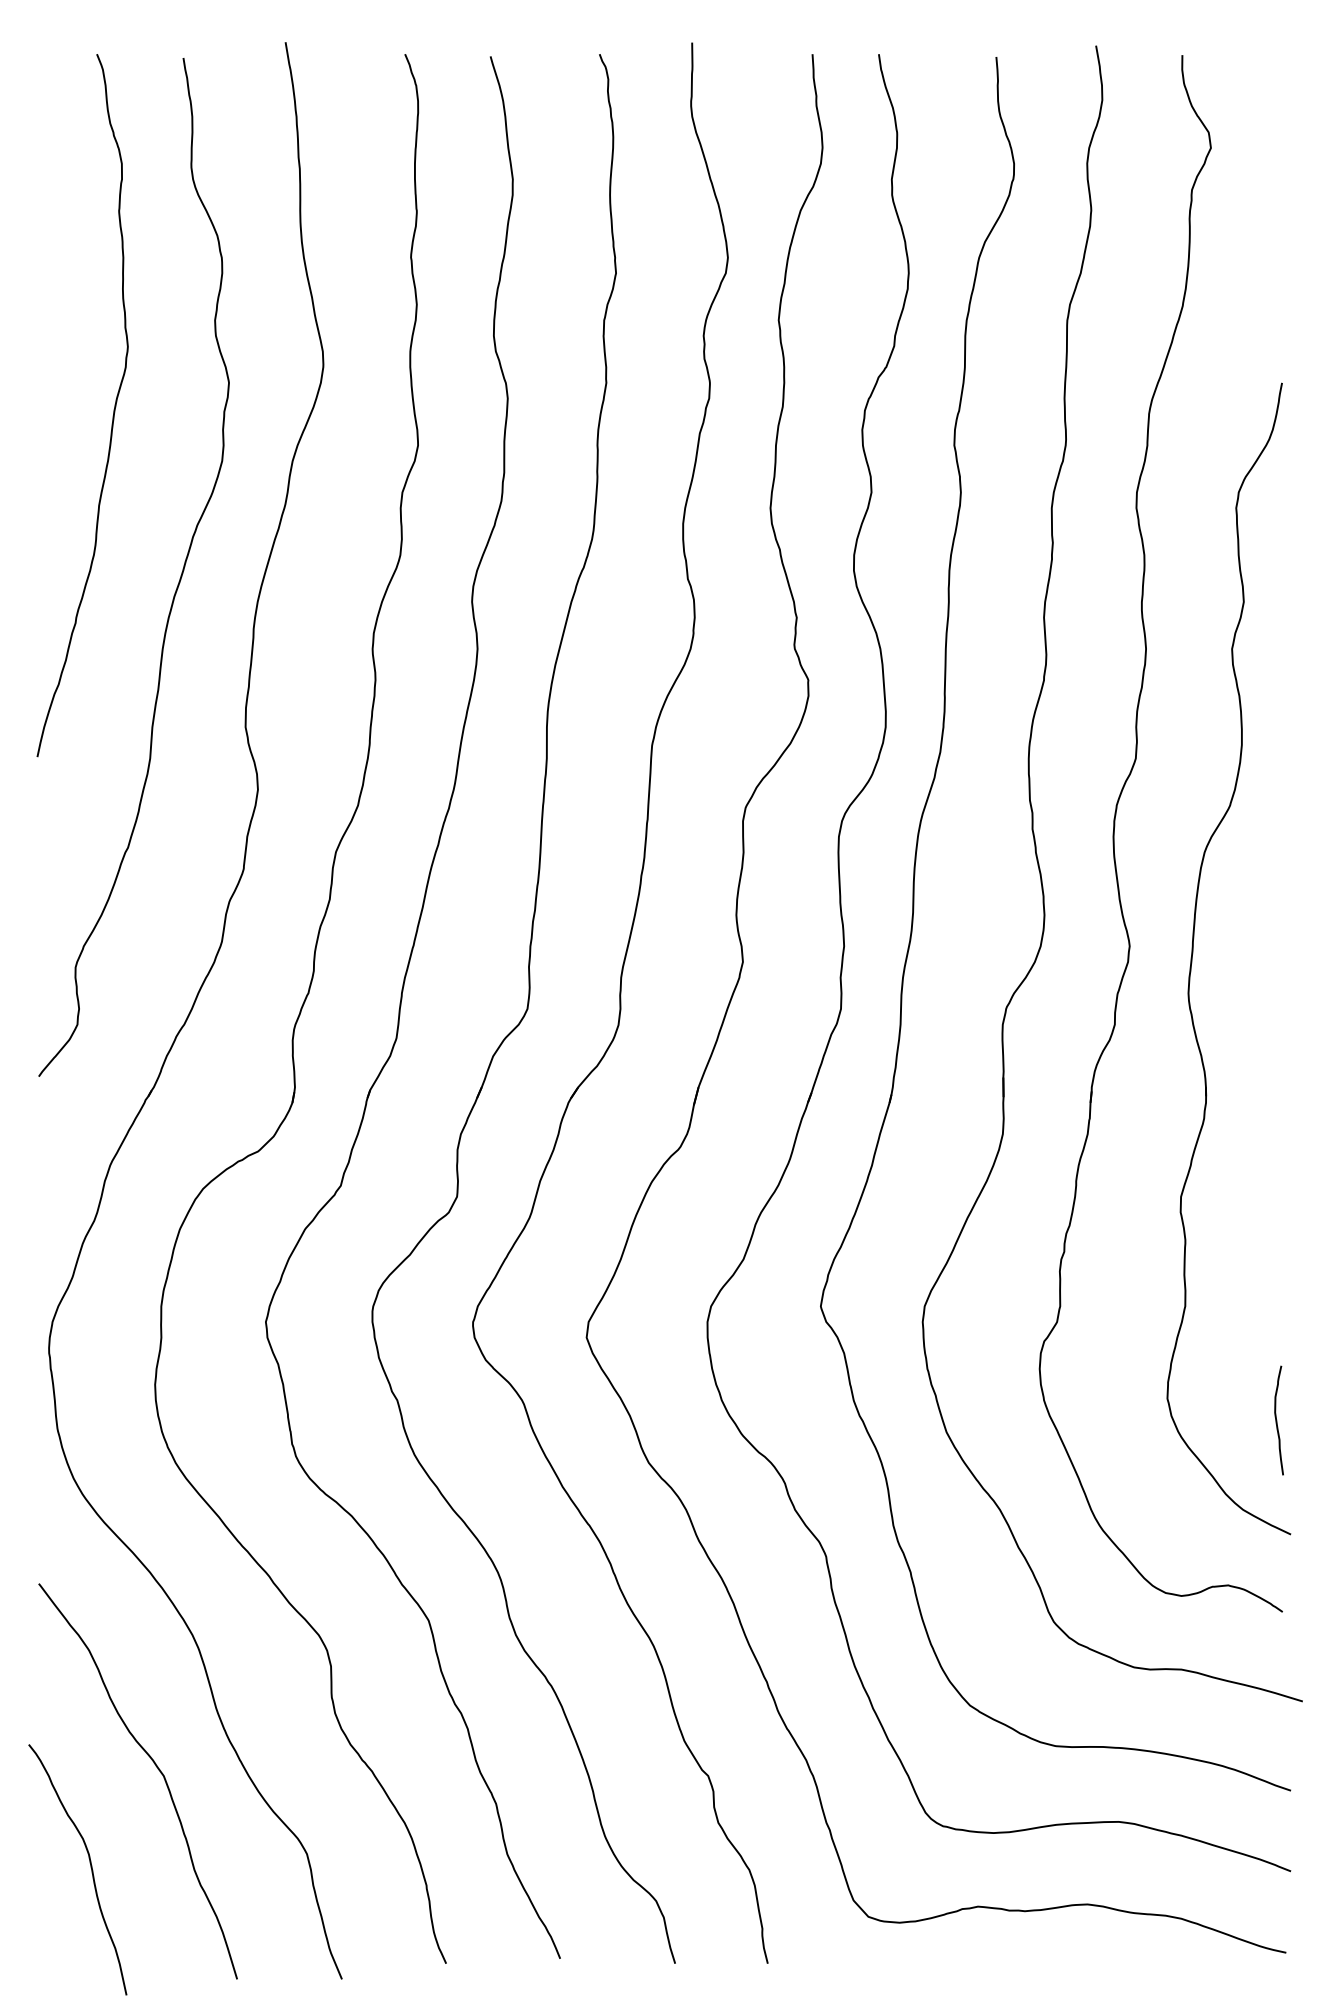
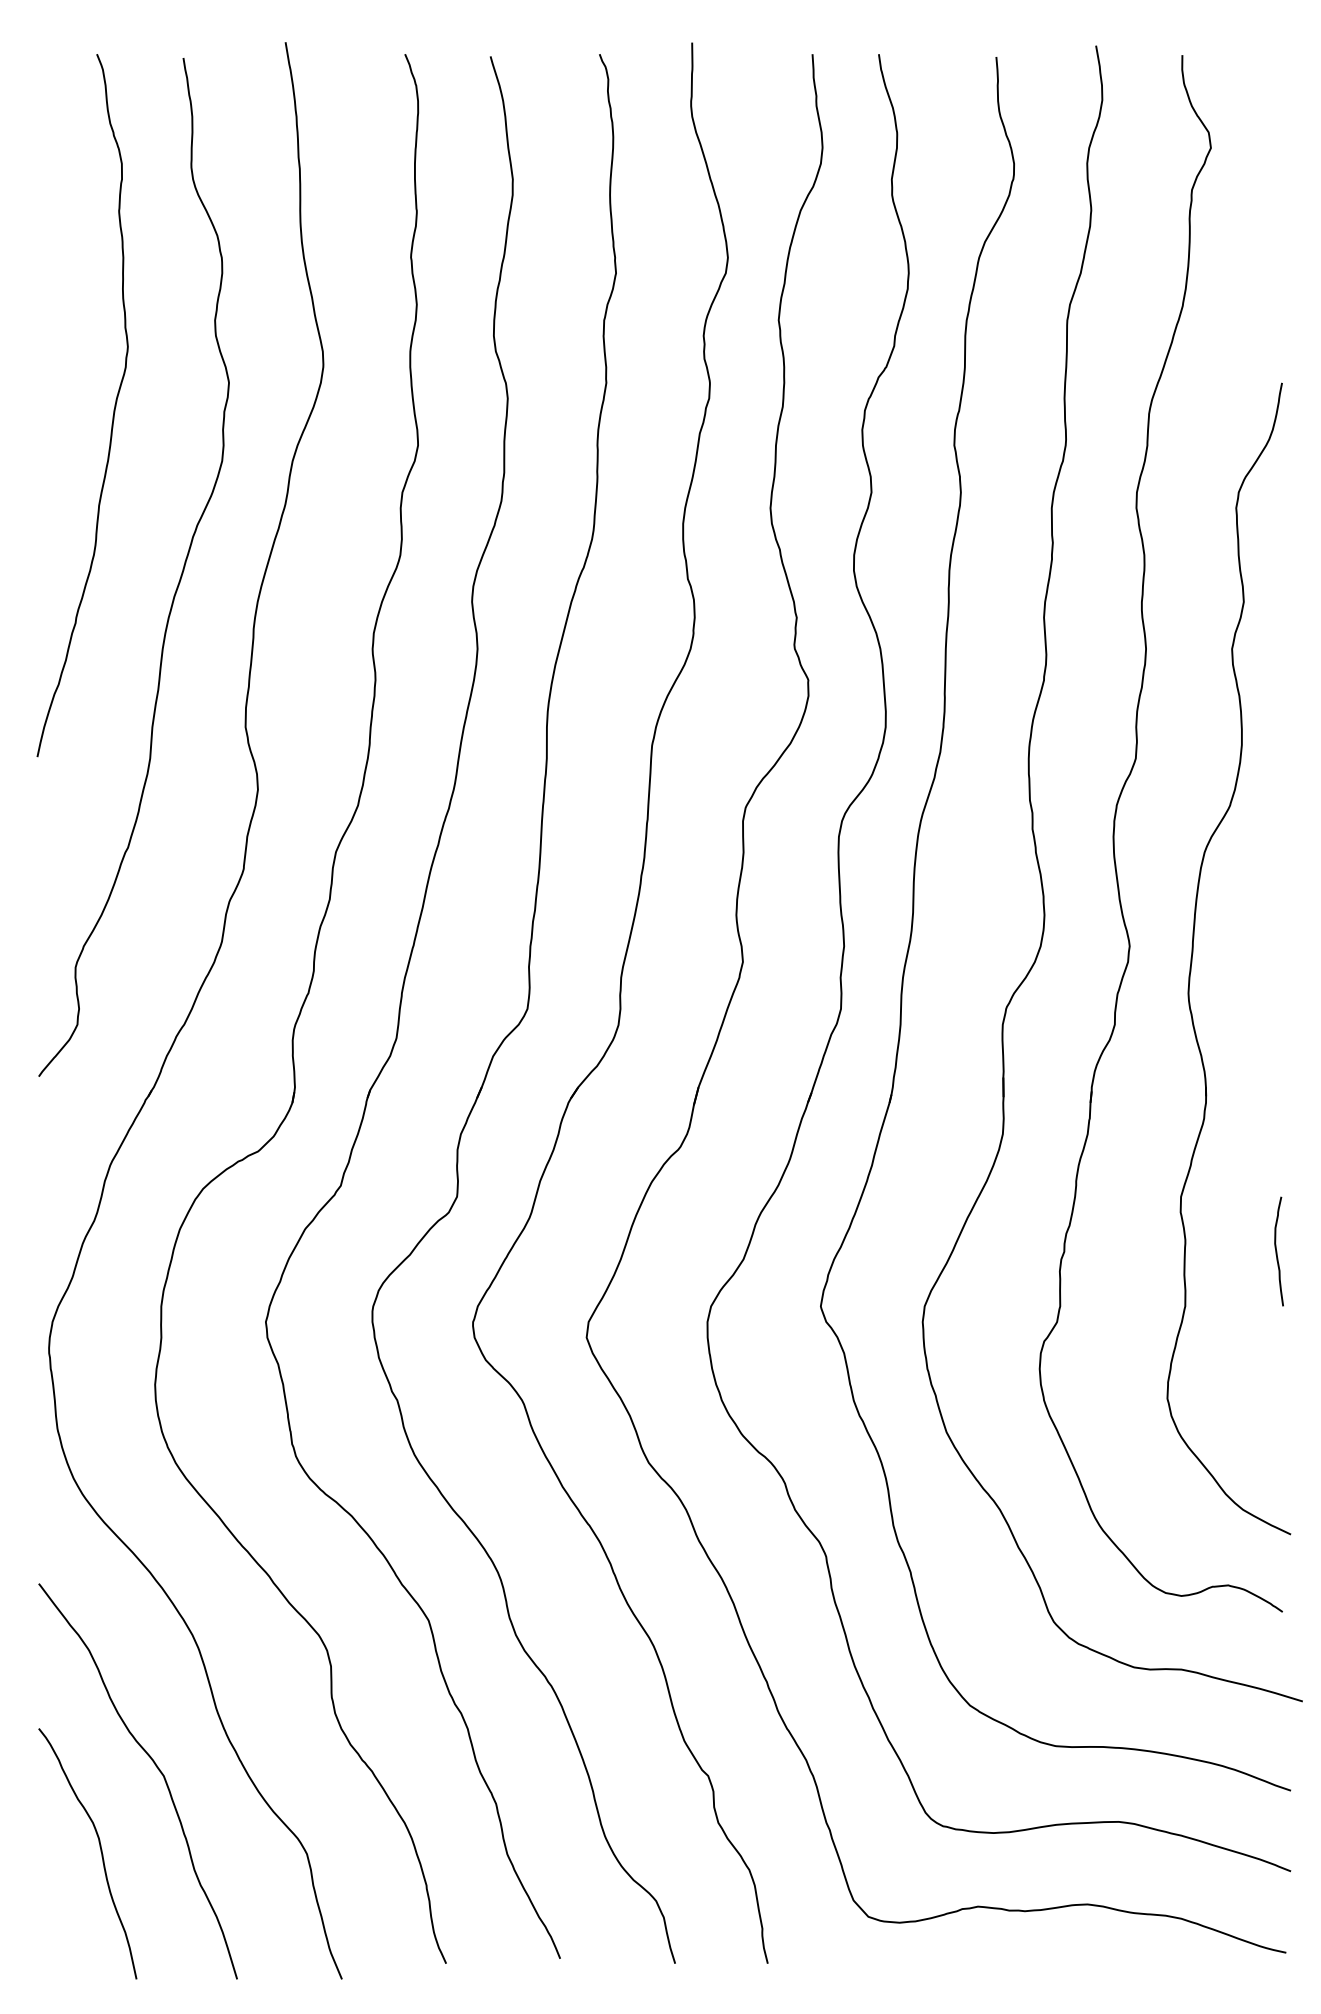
curve position: (1277, 1420) -> (1277, 1251) (1277, 1251)
curve position: (90, 1867) -> (100, 1851) (100, 1851)
